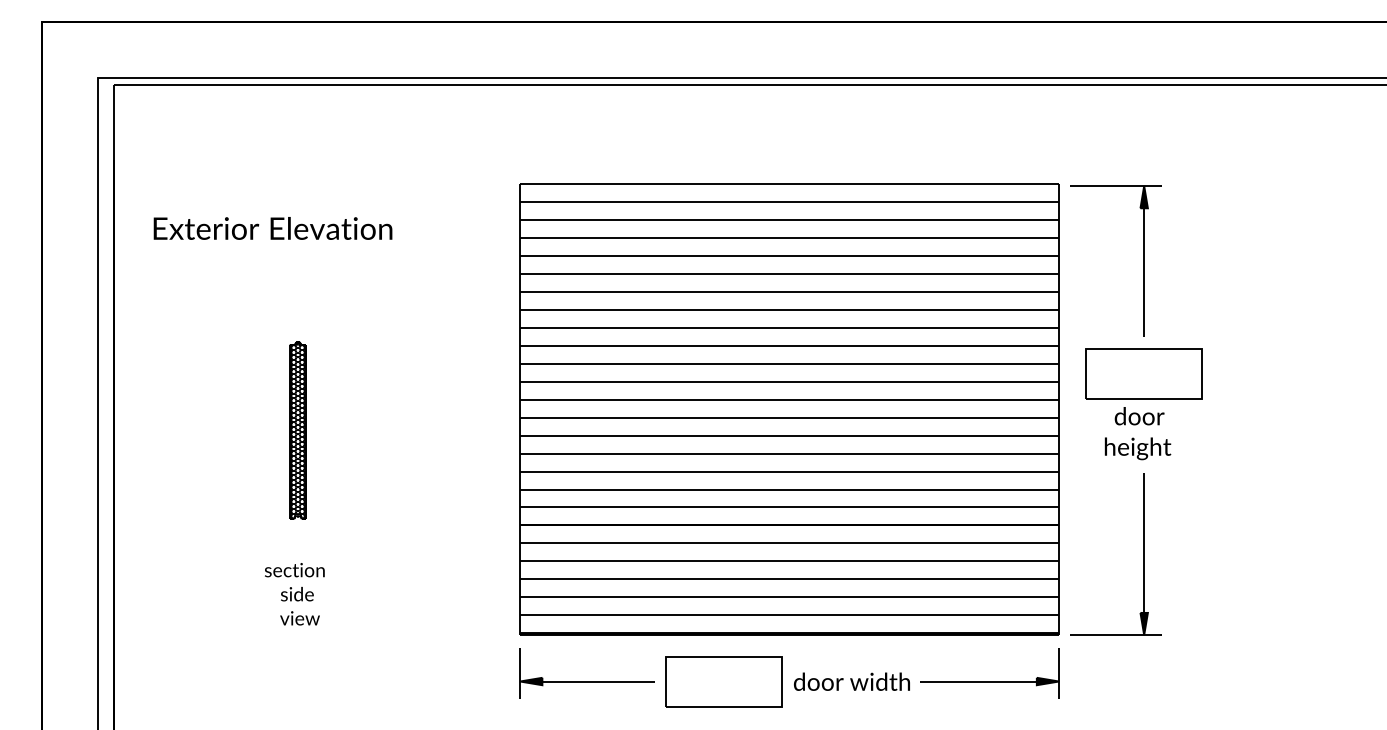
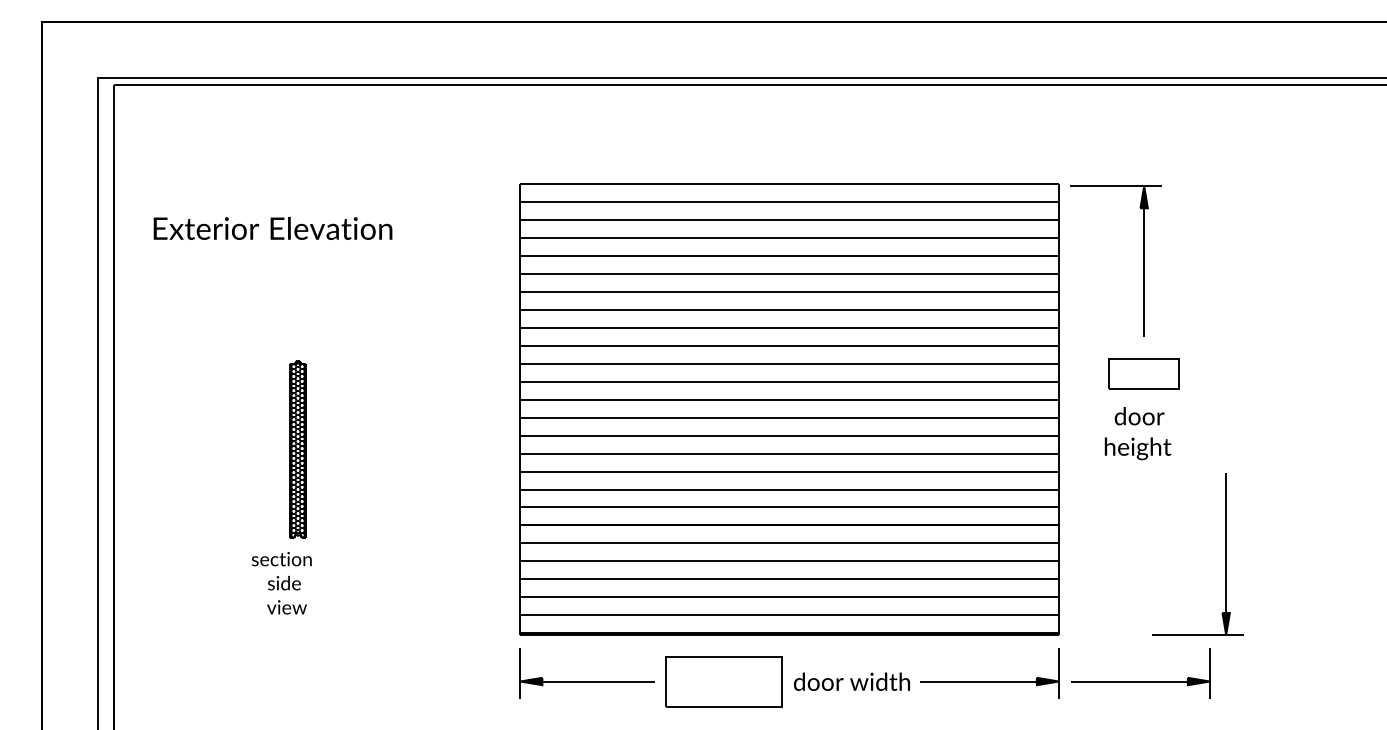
part size: 118x52 px -> 72x32 px (1143, 373)
part position: (297, 430) -> (297, 449) (297, 449)
part position: (1143, 554) -> (1225, 554) (1225, 554)
text position: (294, 594) -> (281, 583) (281, 583)
part: none -> present (1140, 681)
